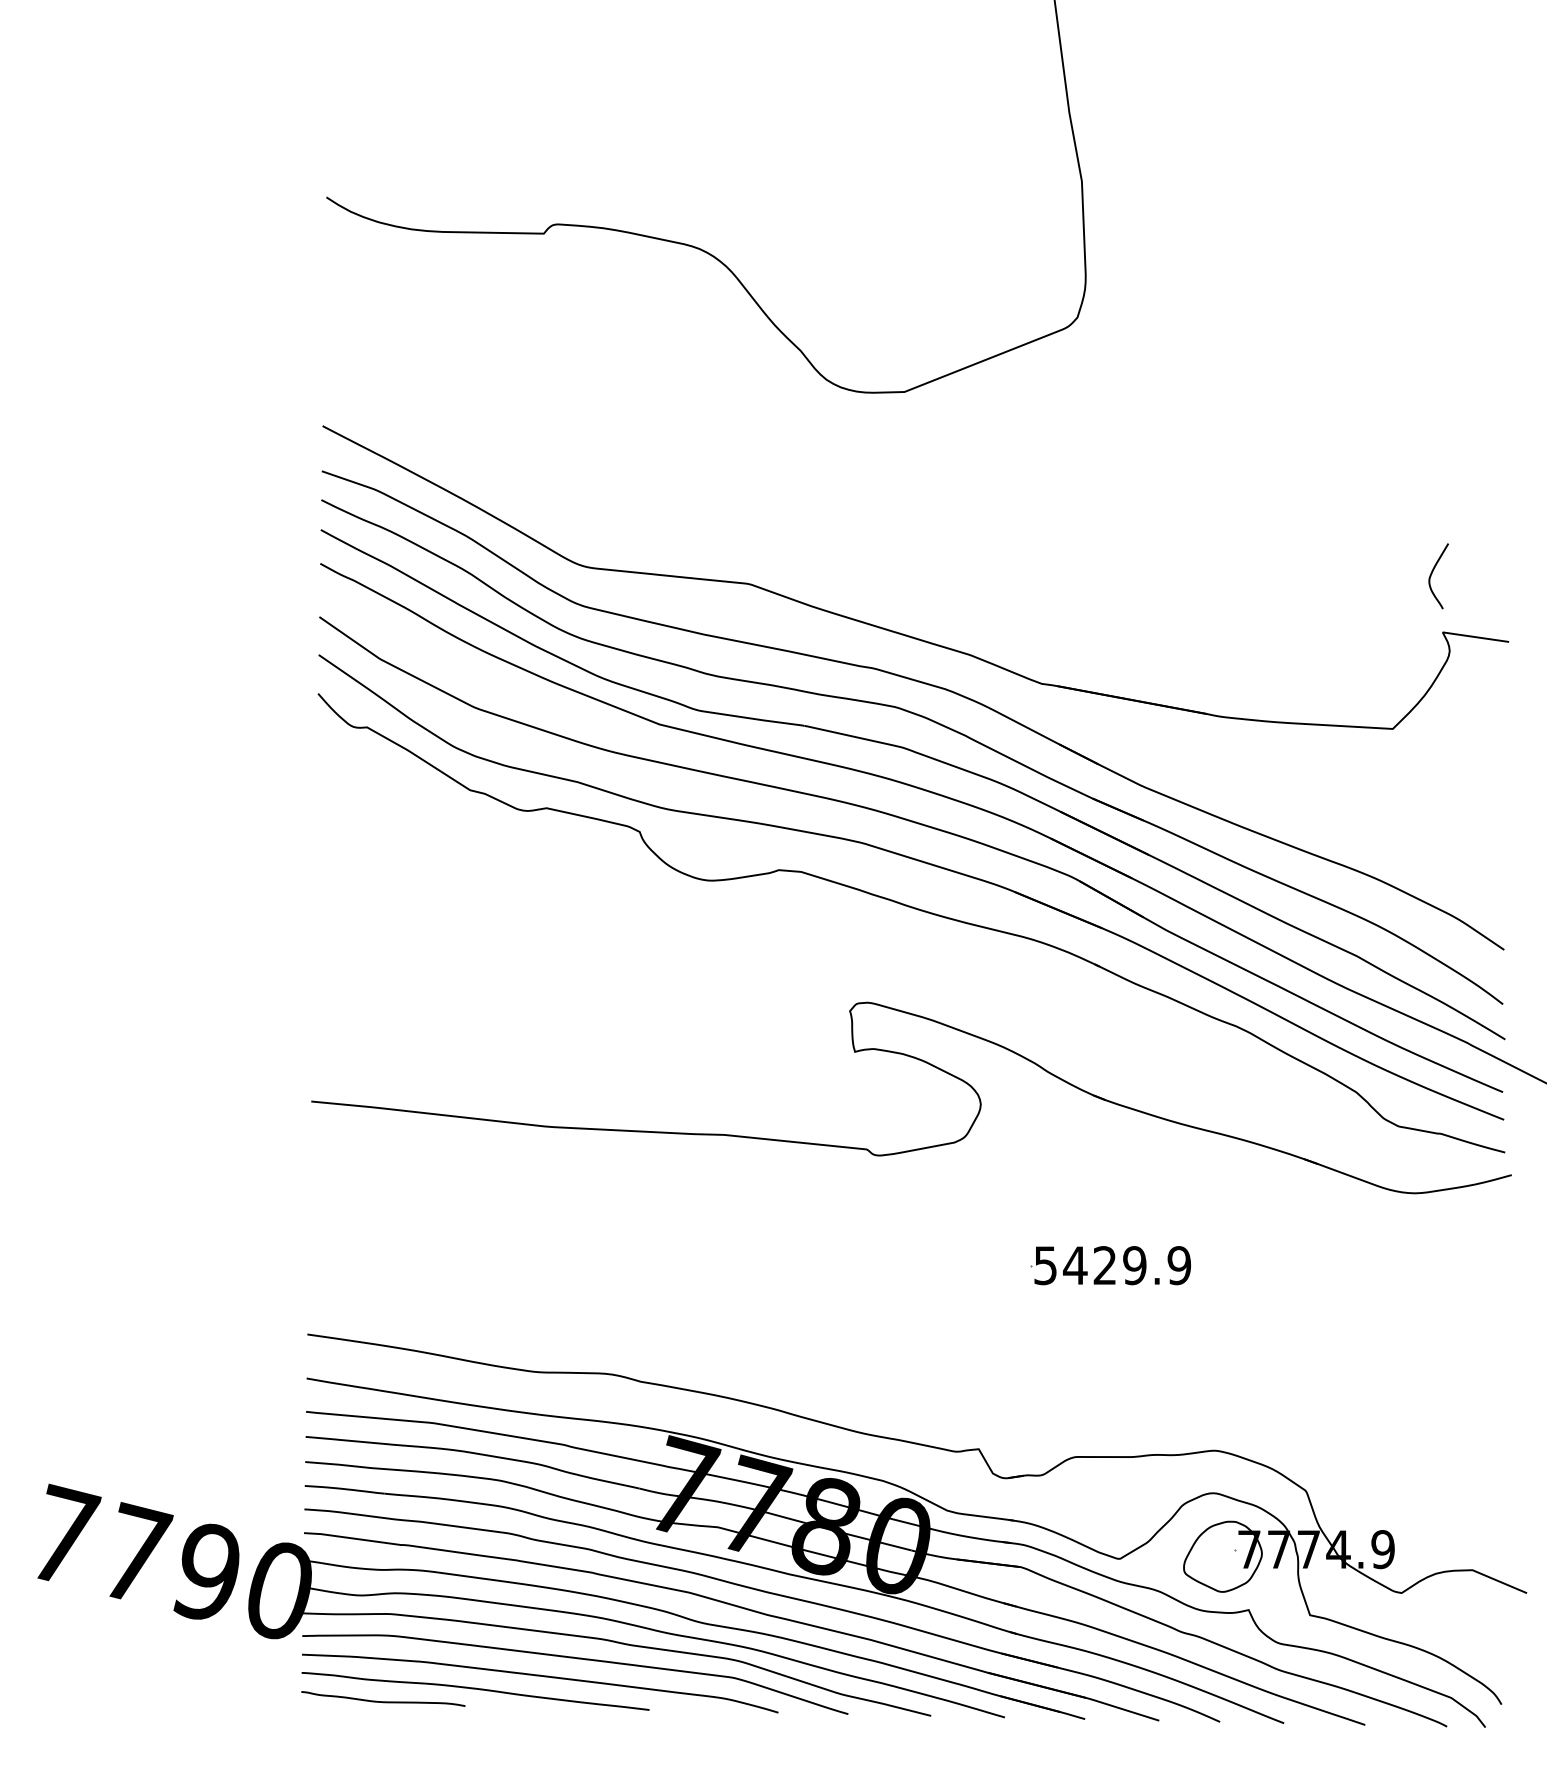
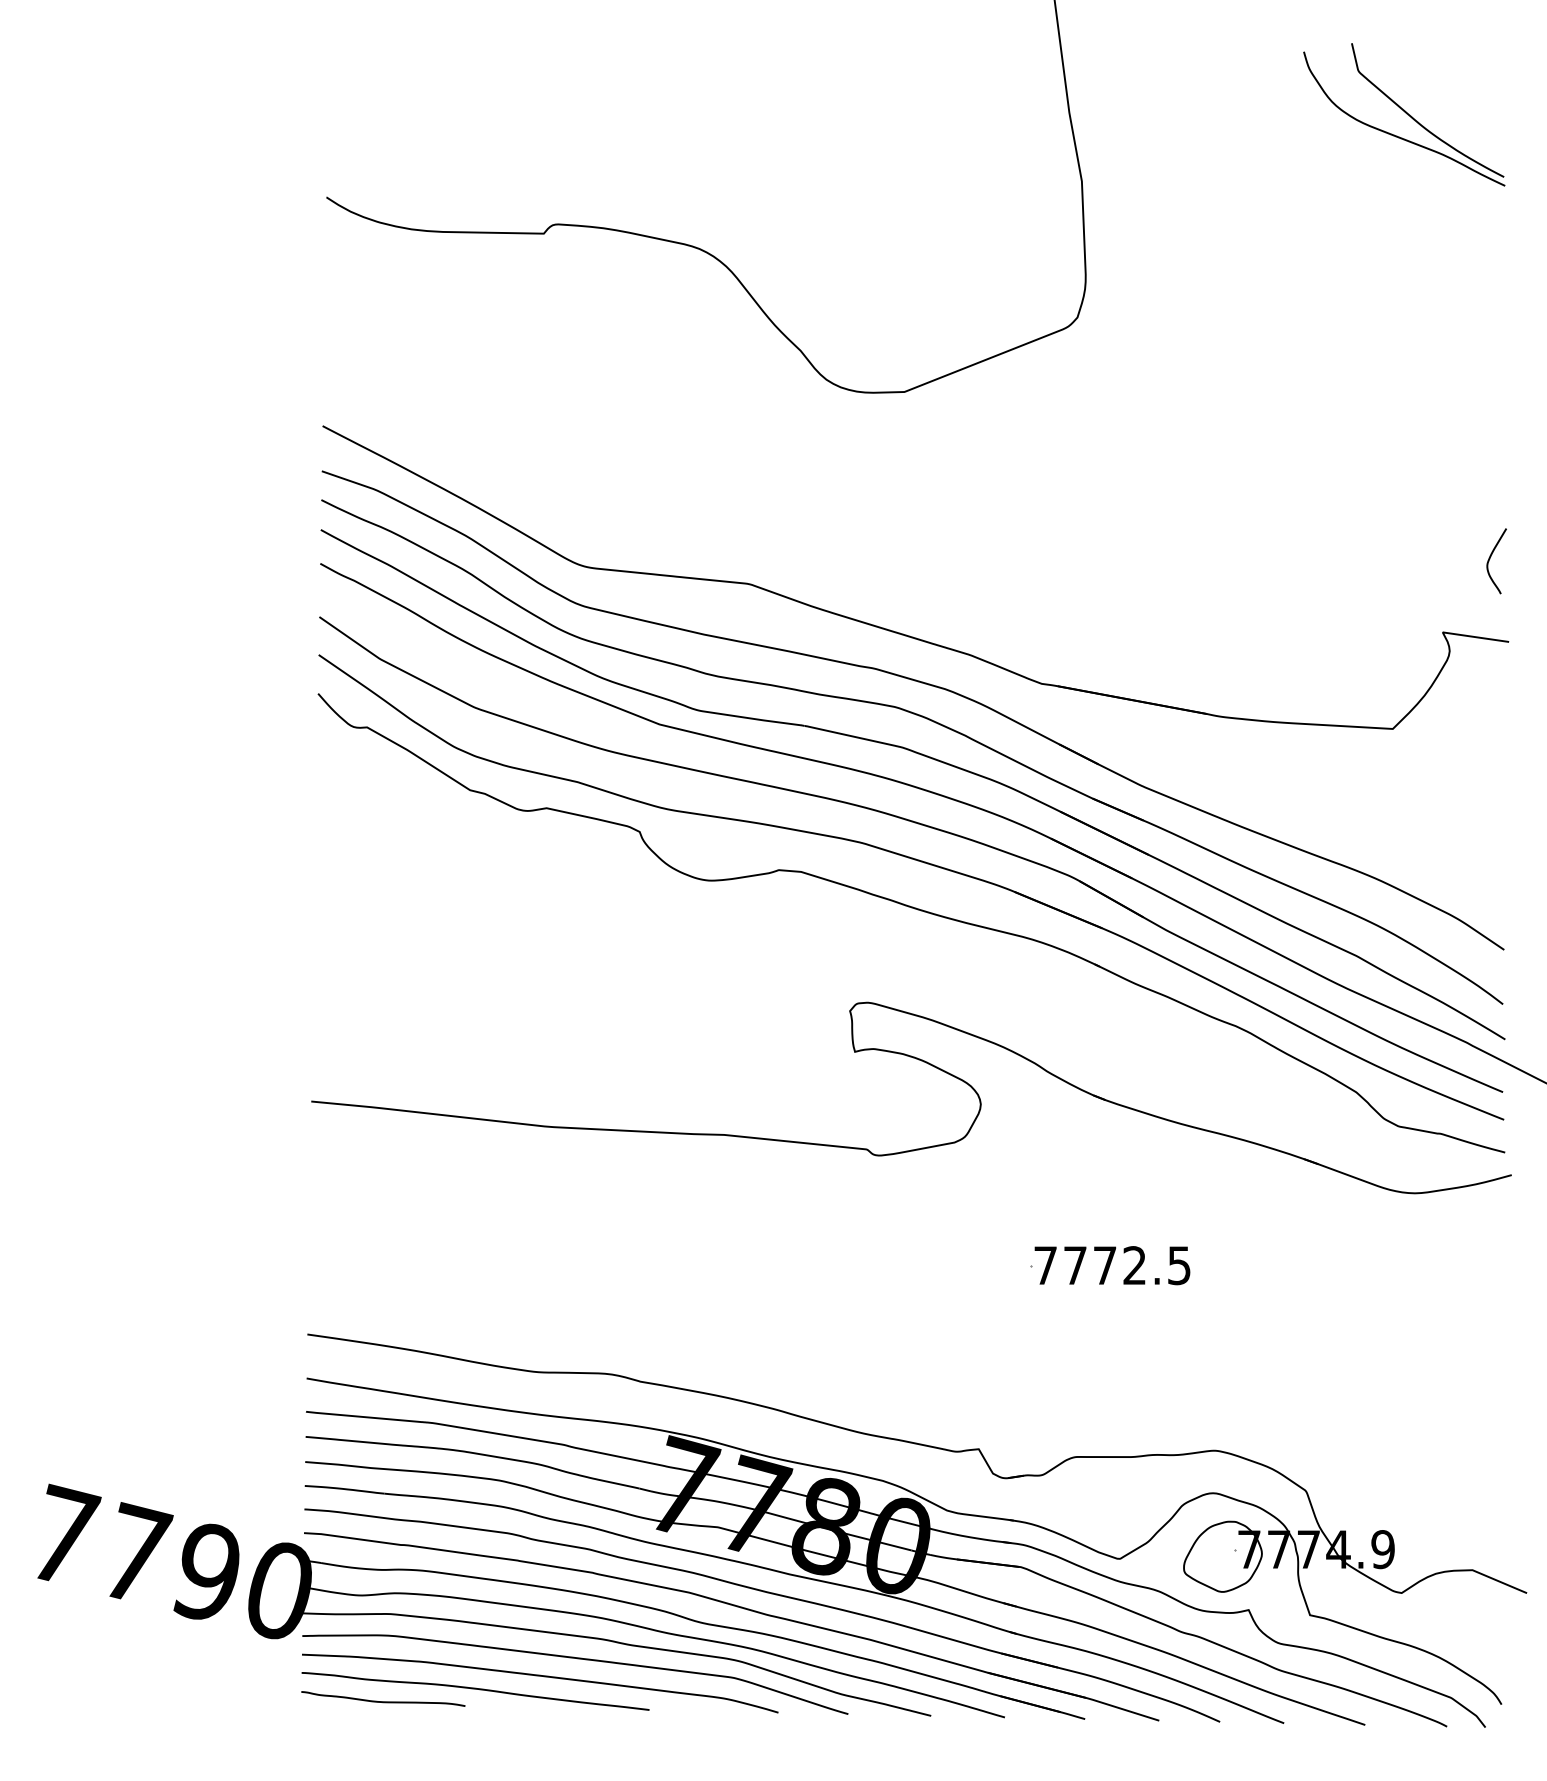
part: none -> present (1404, 114)
curve position: (1432, 574) -> (1490, 559) (1490, 559)
text: 5429.9 -> 7772.5 (1112, 1265)
